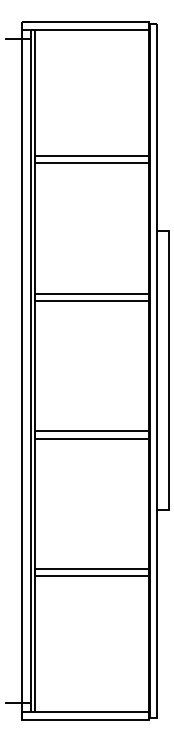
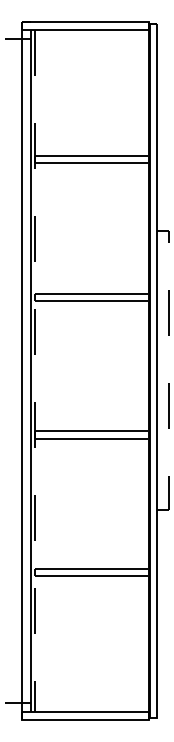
line: solid -> dashed (168, 370)
line: solid -> dashed (35, 371)
